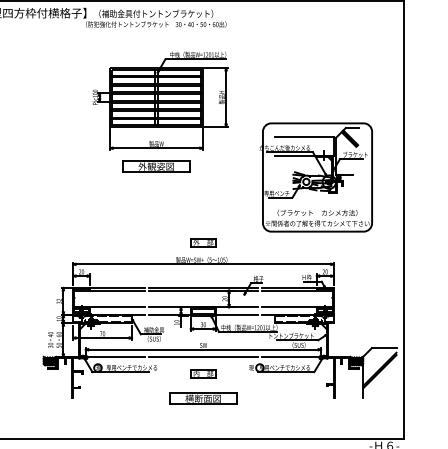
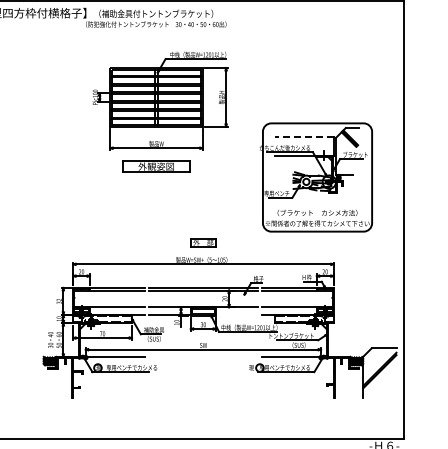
line: solid -> dashed (304, 137)
line: present -> none (237, 314)
line: present -> none (203, 356)
part: present -> none (203, 373)
part: present -> none (203, 398)
